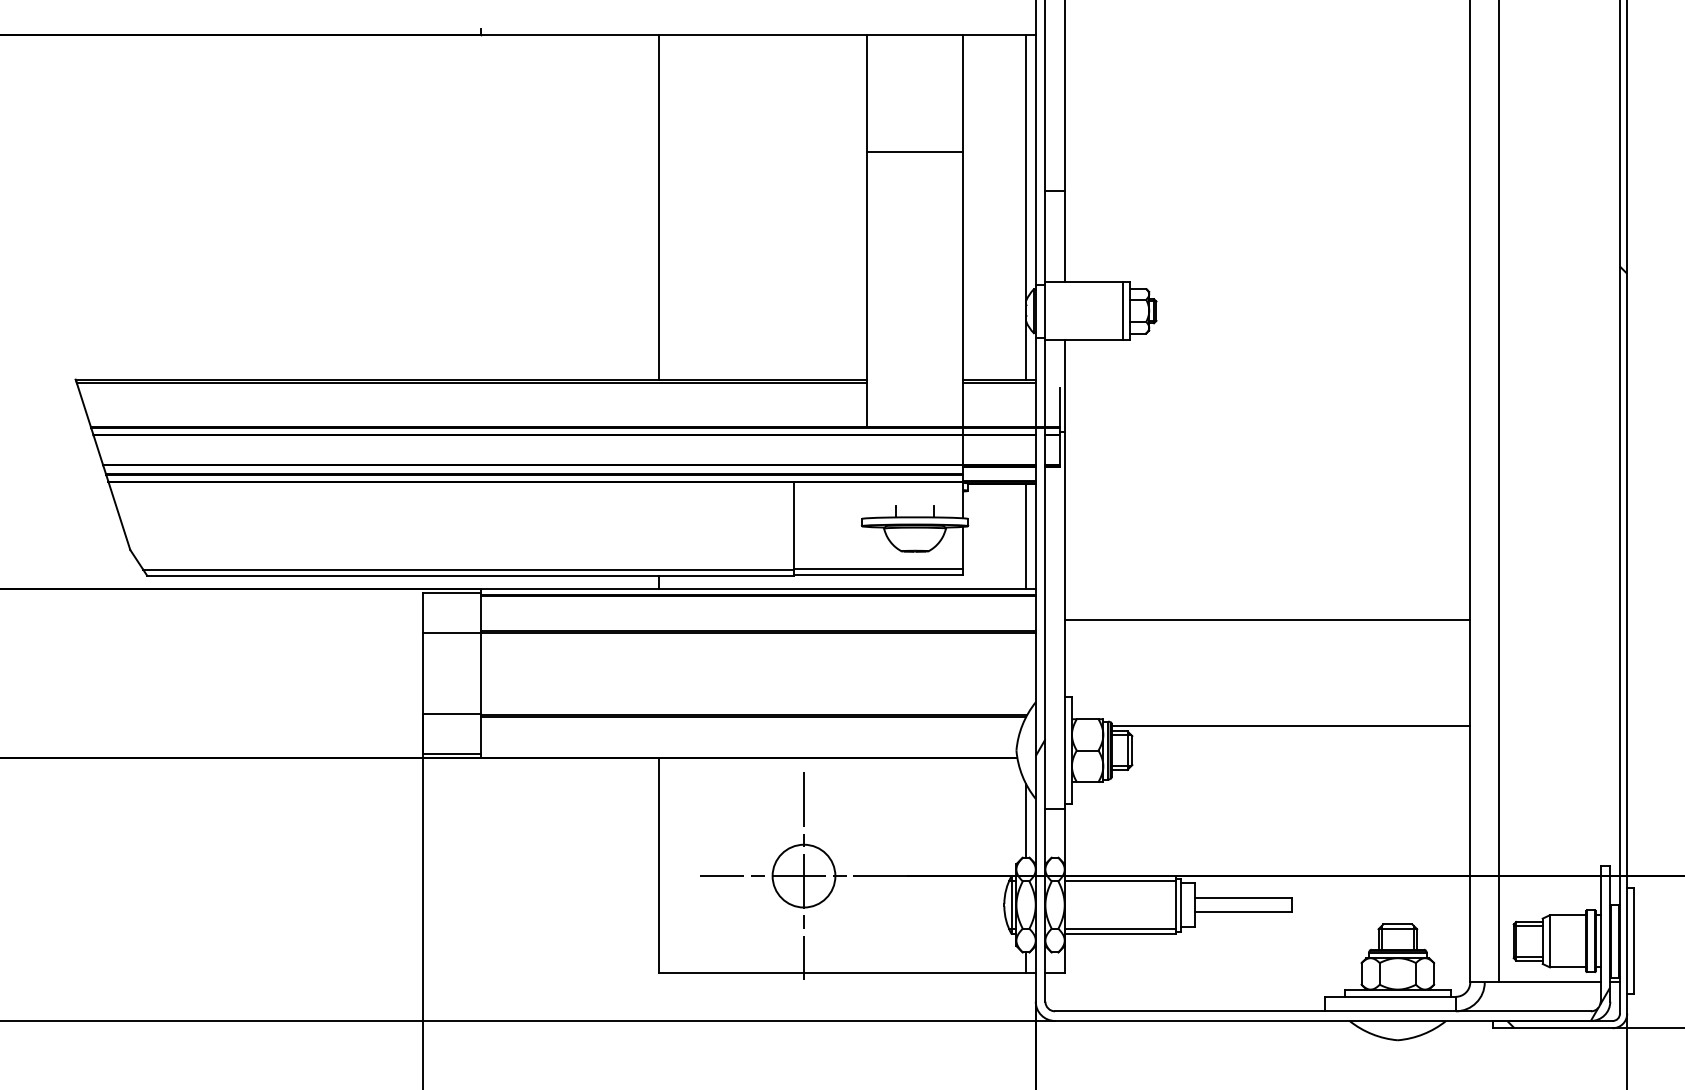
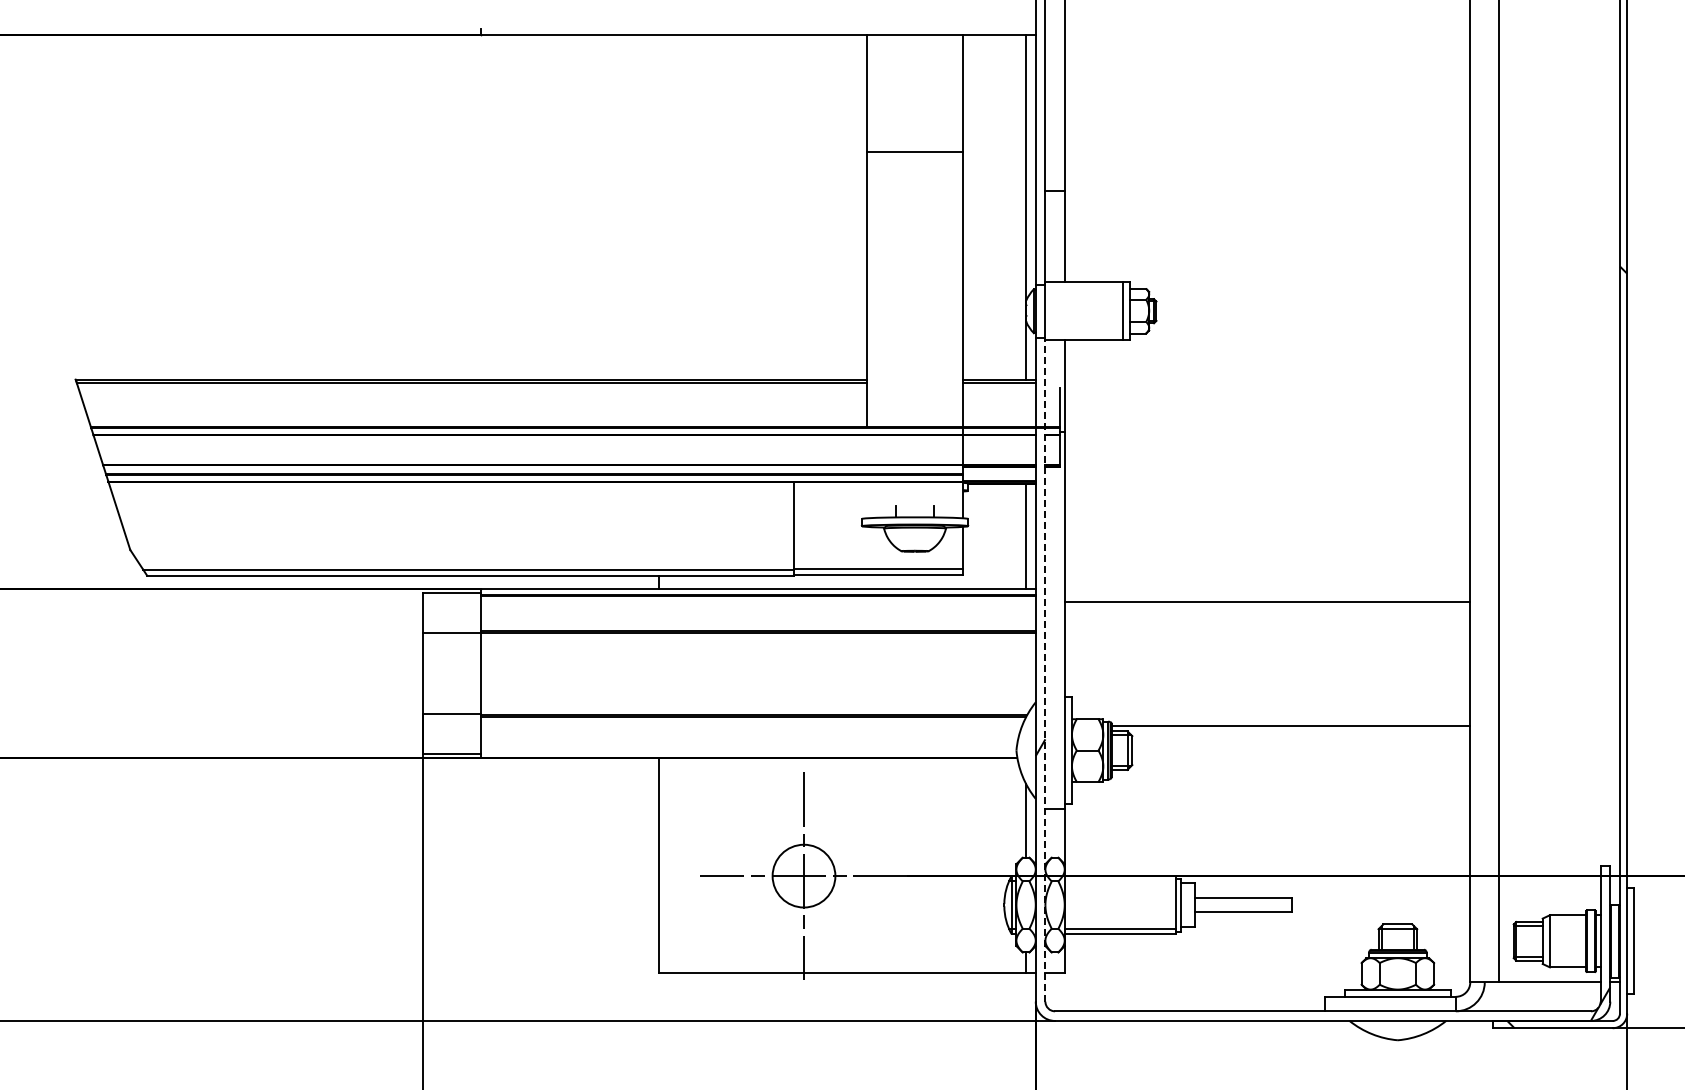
line: present -> none (659, 207)
line position: (1267, 620) -> (1267, 602) (1267, 602)
line: solid -> dashed (1045, 669)
line: present -> none (1119, 881)
